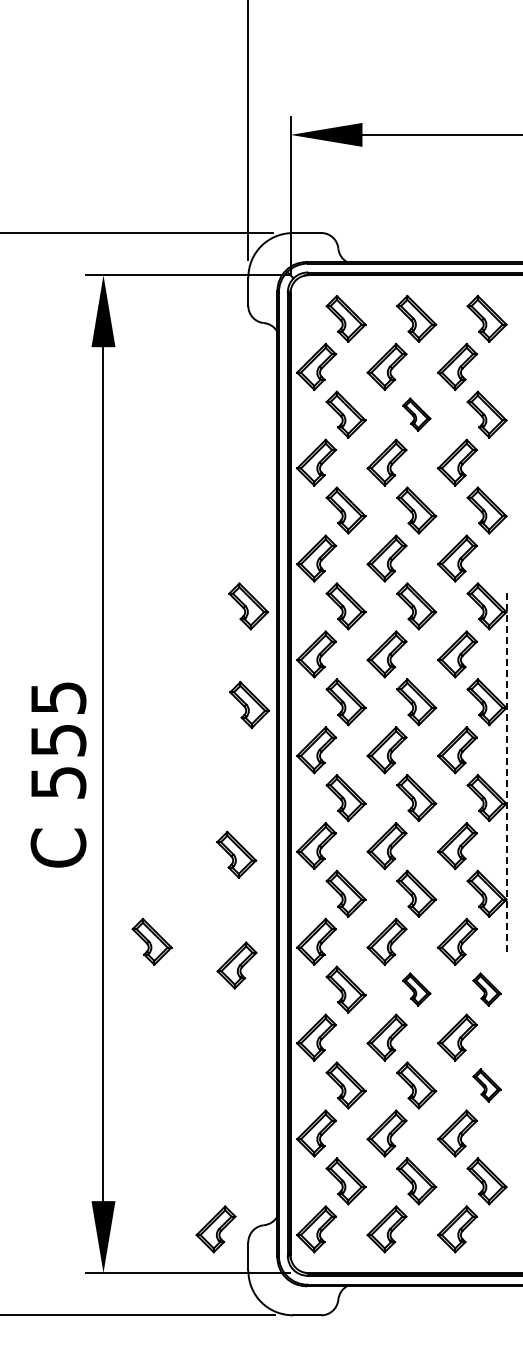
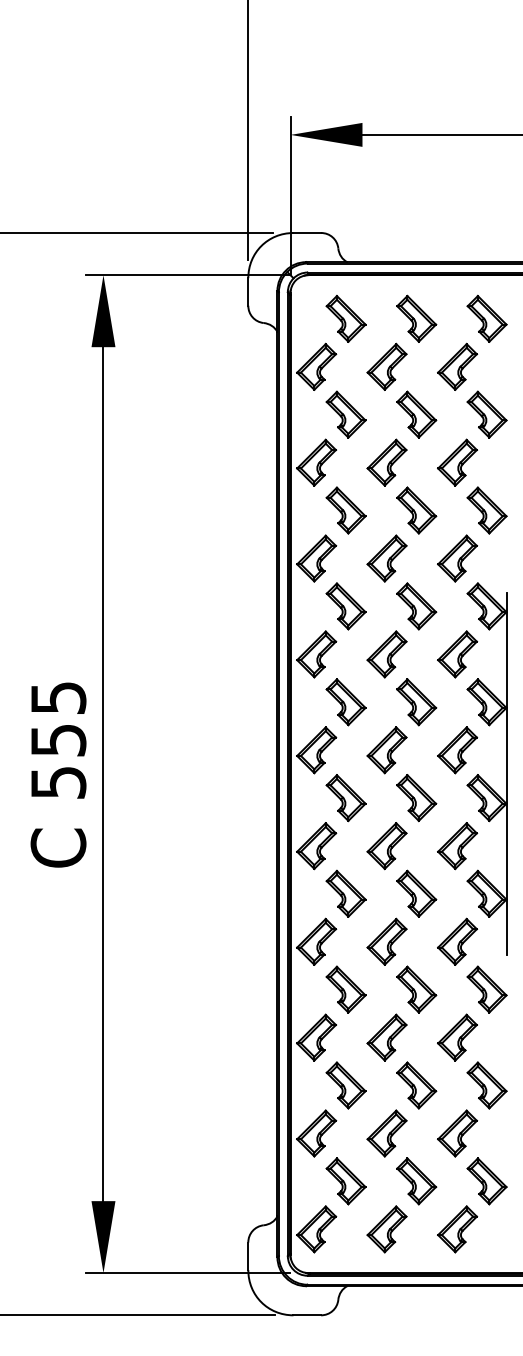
part size: 30x35 px -> 42x49 px (416, 414)
part: present -> none (248, 606)
part: present -> none (249, 705)
line: dashed -> solid (507, 774)
part: present -> none (236, 854)
part: present -> none (151, 941)
part: present -> none (236, 965)
part size: 30x35 px -> 42x49 px (416, 989)
part size: 30x35 px -> 42x49 px (486, 989)
part size: 30x35 px -> 42x49 px (486, 1085)
part: present -> none (215, 1229)
